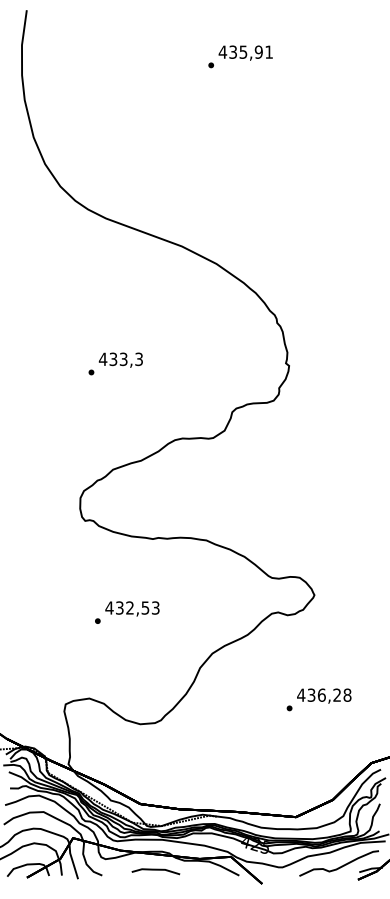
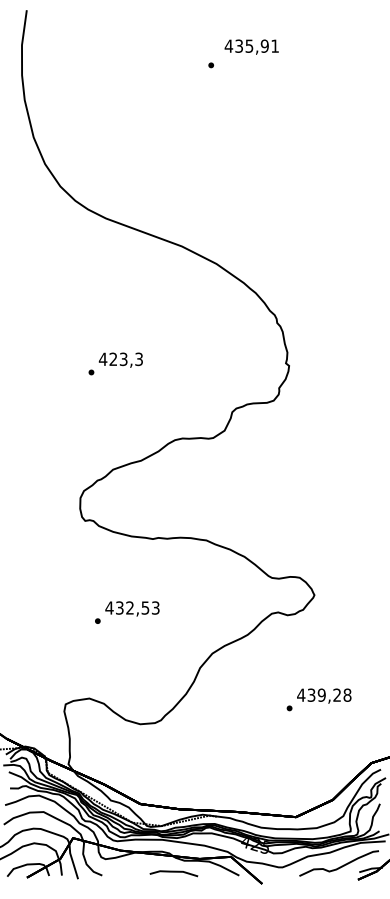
text position: (245, 52) -> (251, 46) (251, 46)
text: 433,3 -> 423,3 (113, 359)
text: 436,28 -> 439,28 (321, 694)
line position: (155, 870) -> (173, 872) (173, 872)
